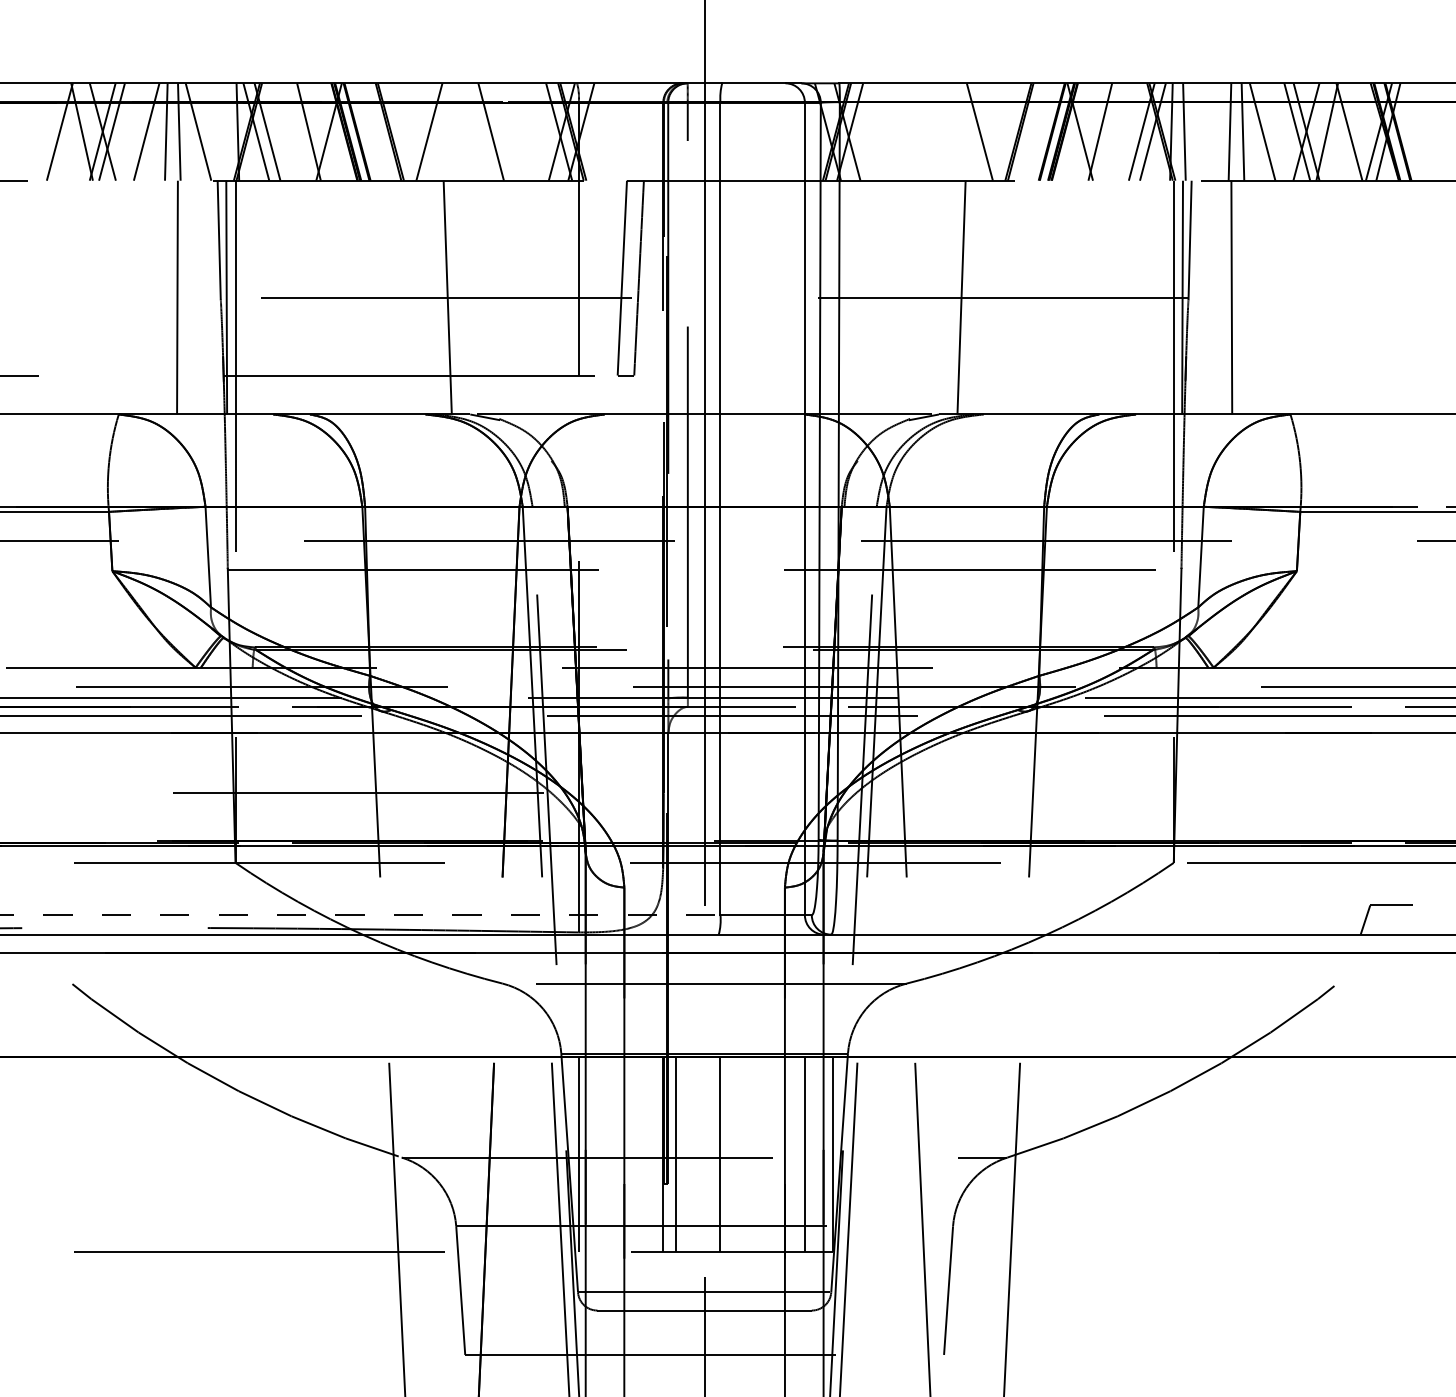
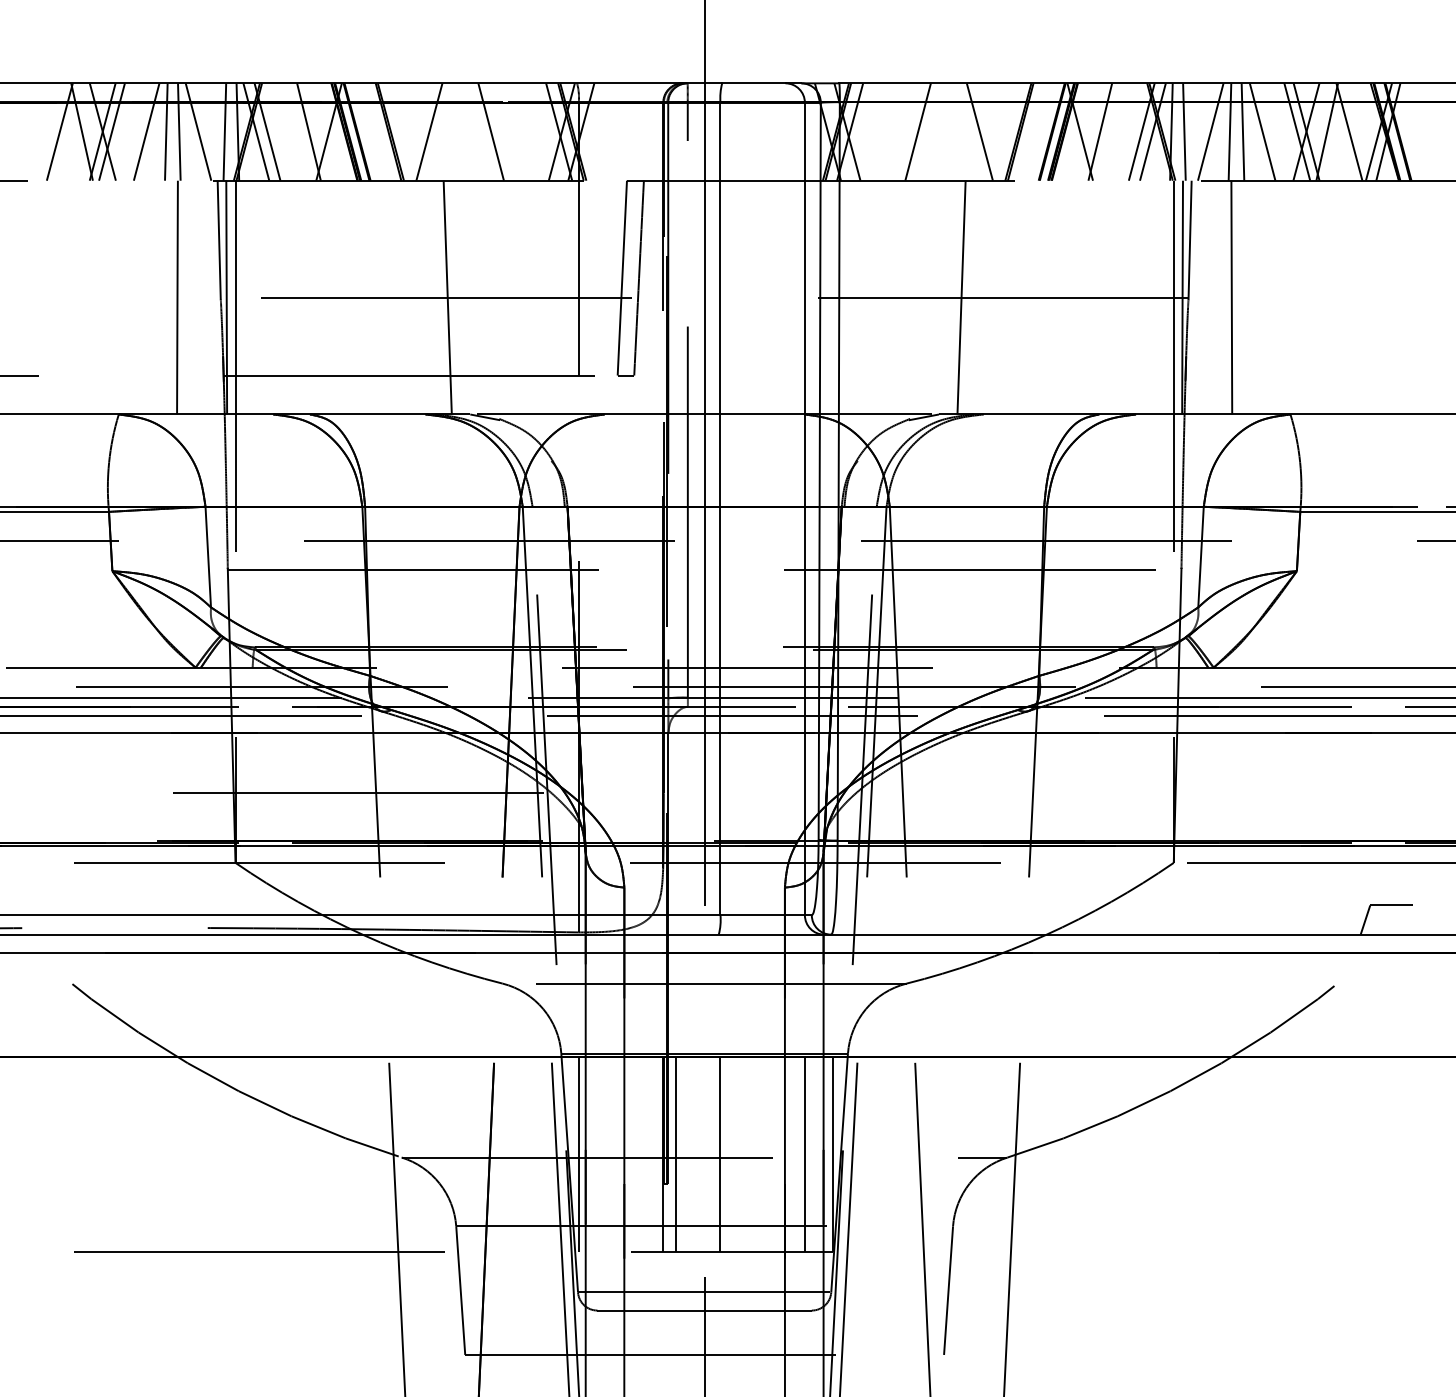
line: none -> present (224, 131)
line: none -> present (917, 131)
line: none -> present (1210, 131)
line: dashed -> solid (360, 915)
